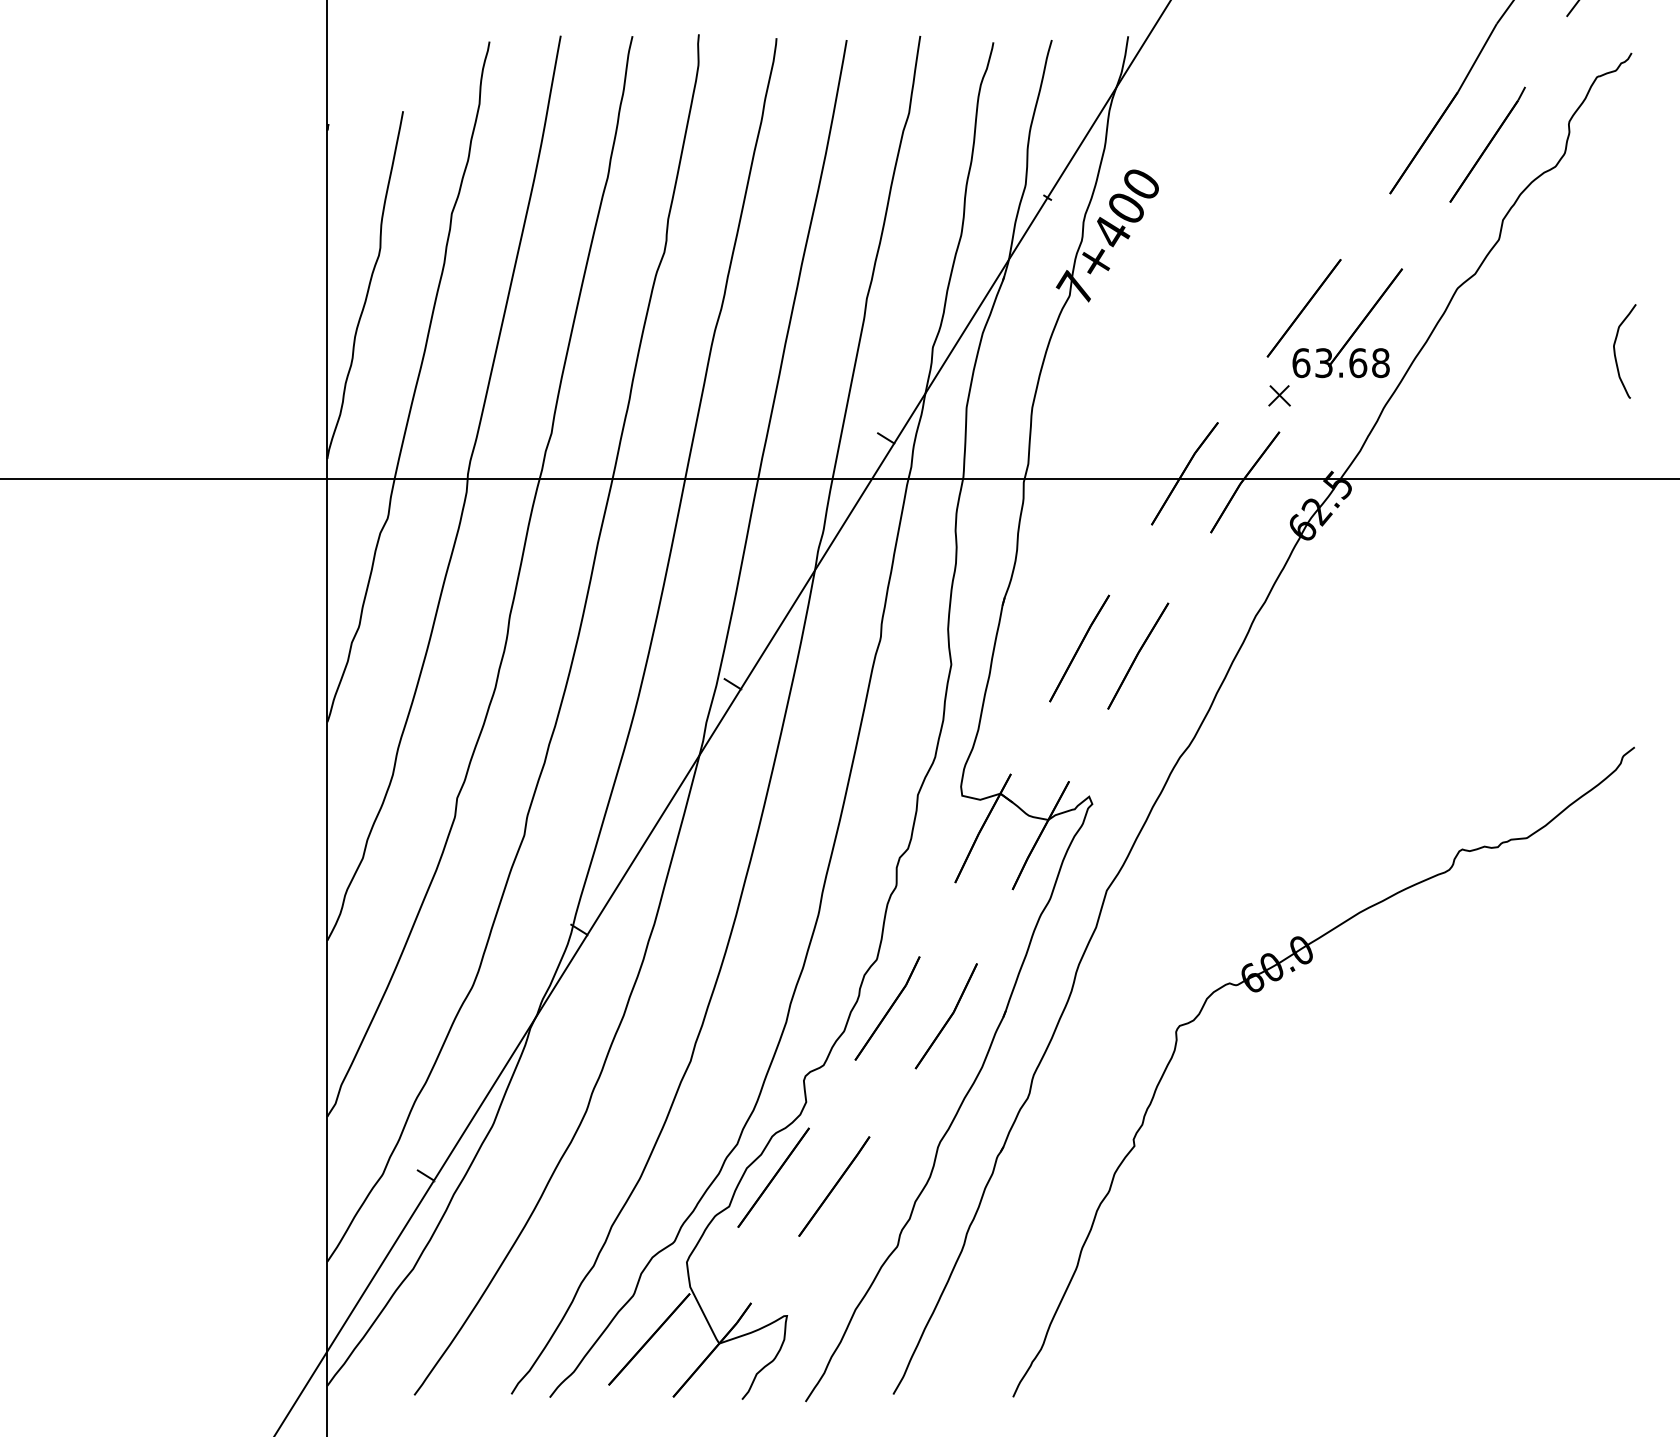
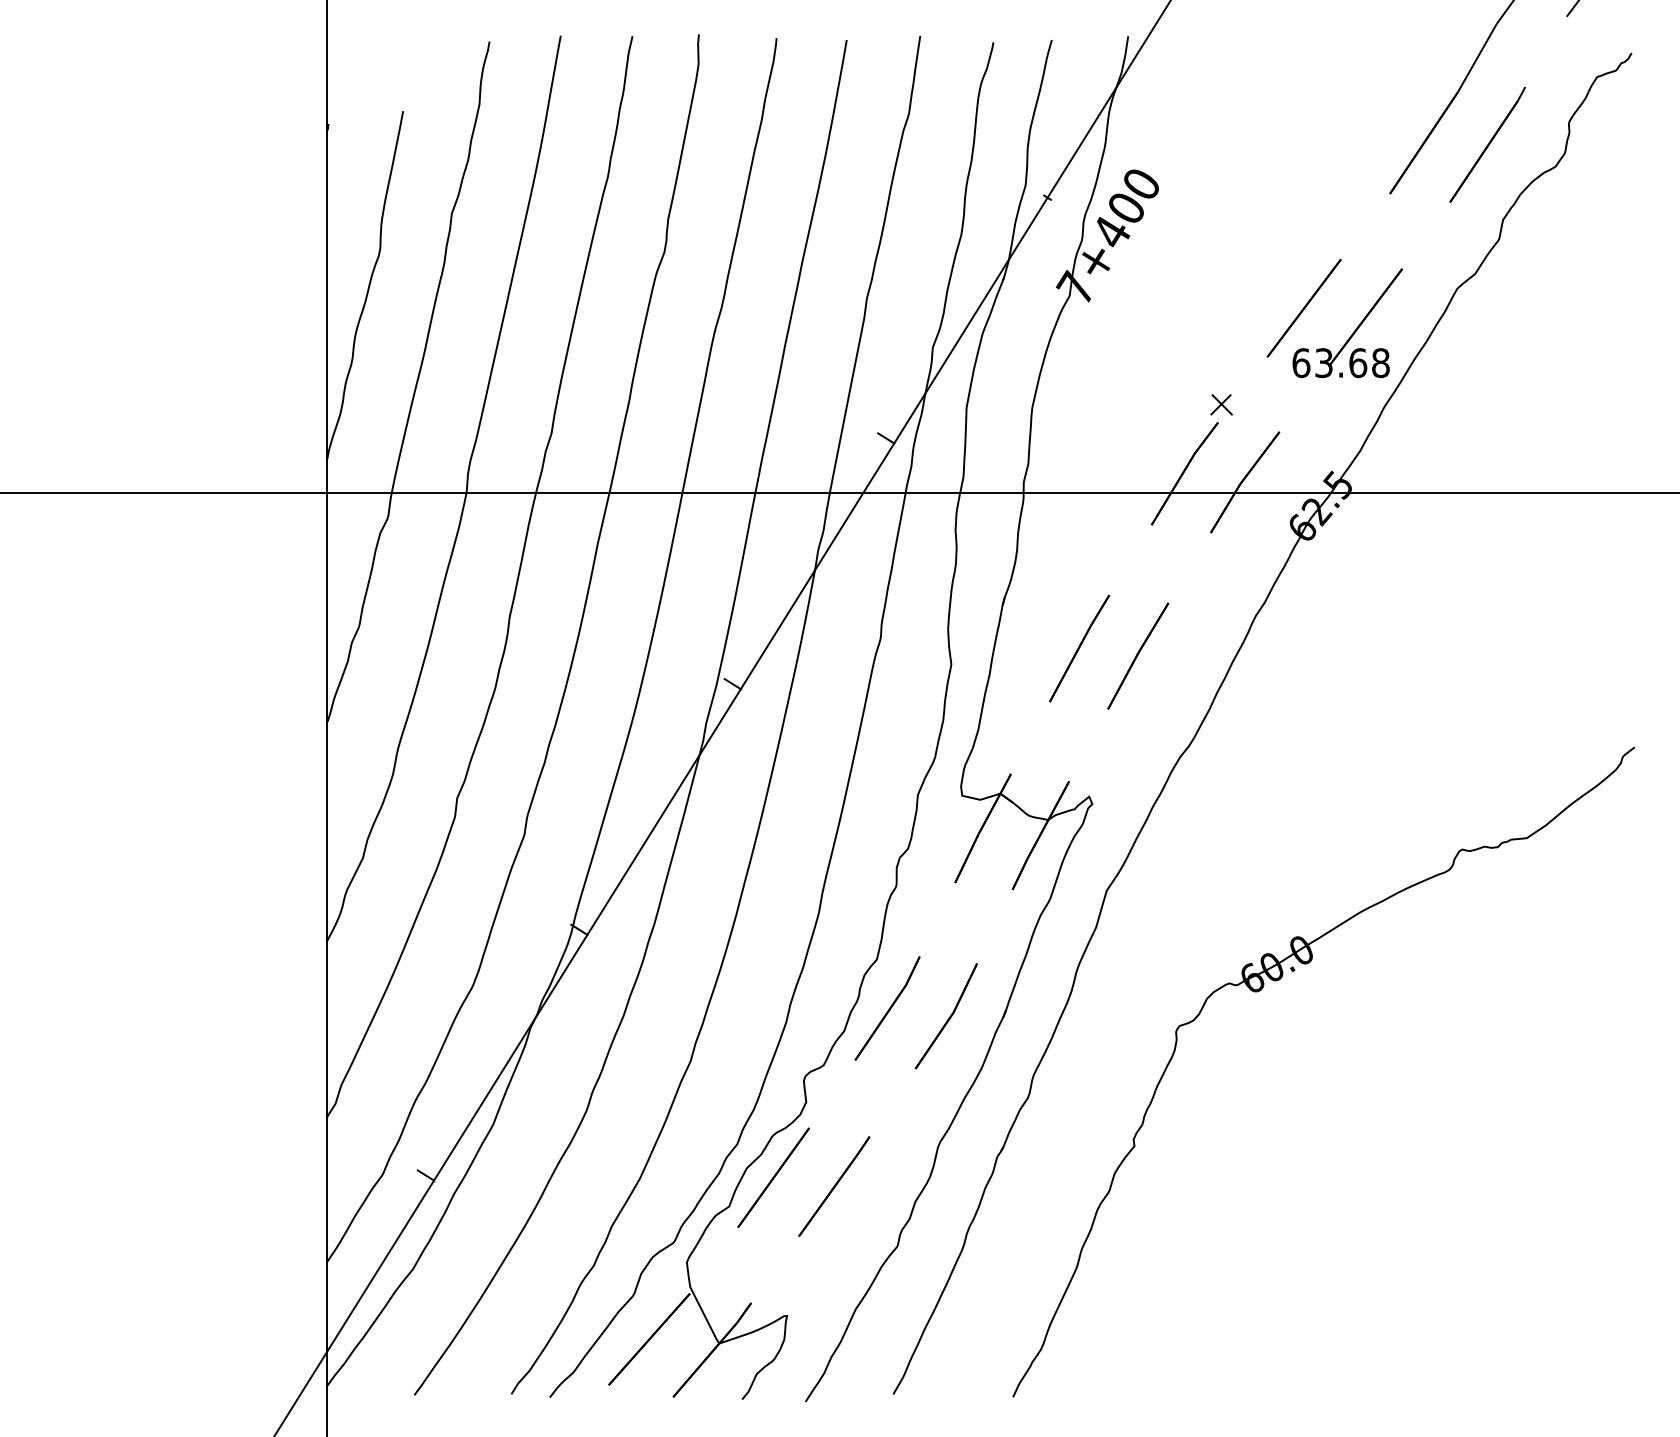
curve: present -> none (1615, 351)
part position: (1279, 395) -> (1221, 404) (1221, 404)
line position: (839, 478) -> (839, 492) (839, 492)
